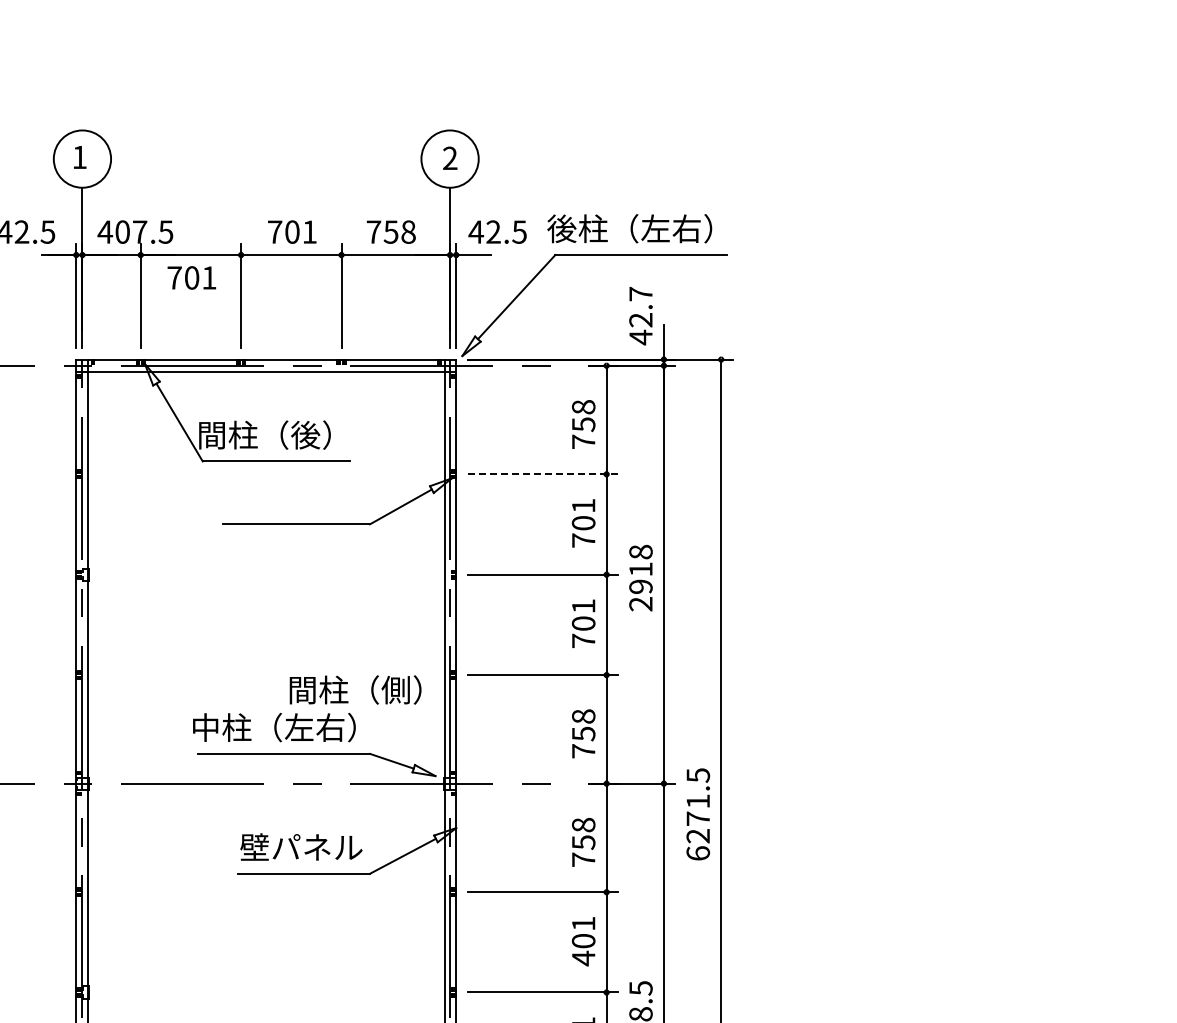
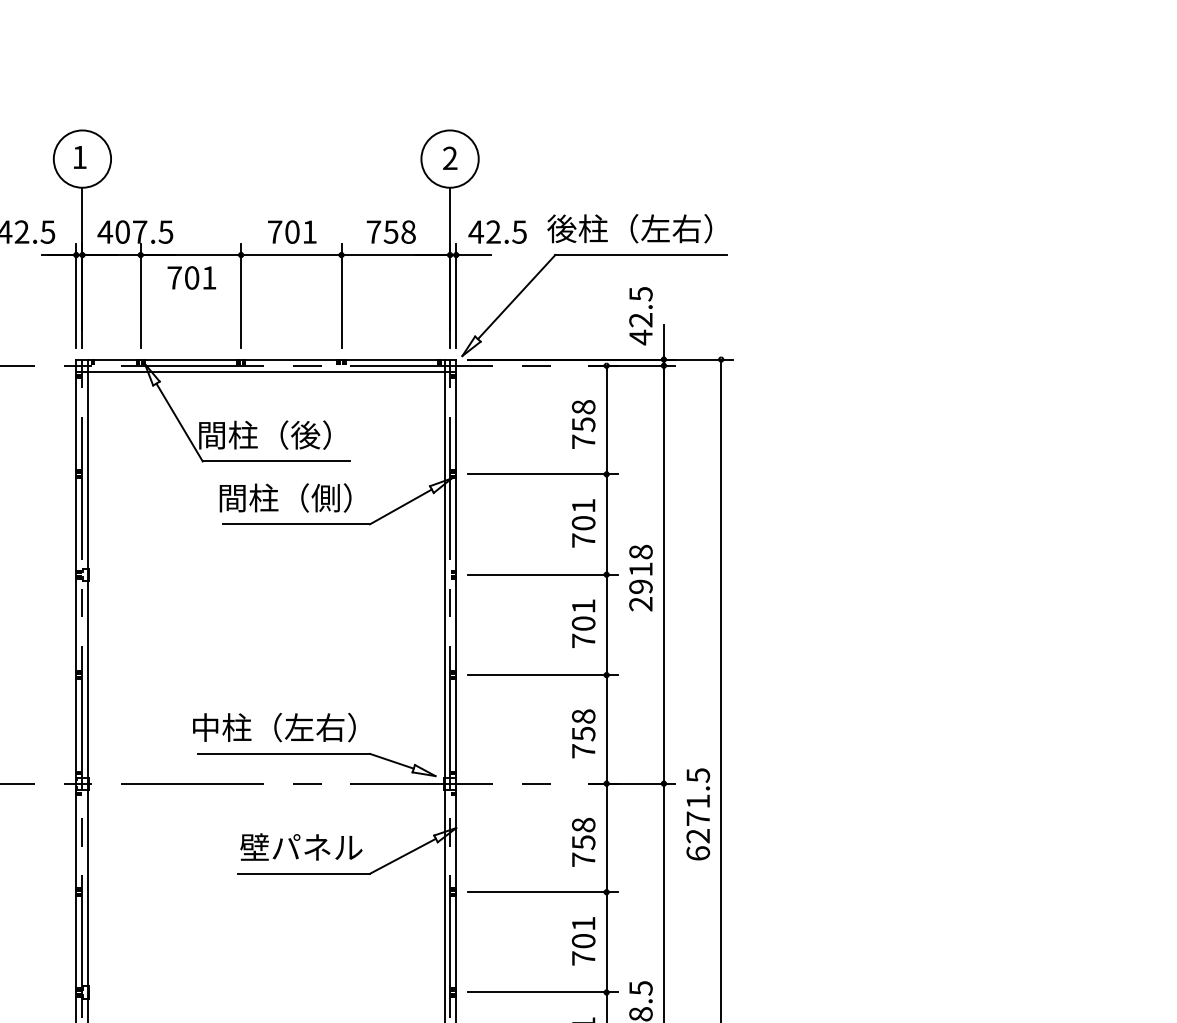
text: 42.7 -> 42.5 (640, 293)
line: dashed -> solid (543, 474)
text position: (355, 689) -> (285, 497) (285, 497)
text: 401 -> 701 (583, 958)
